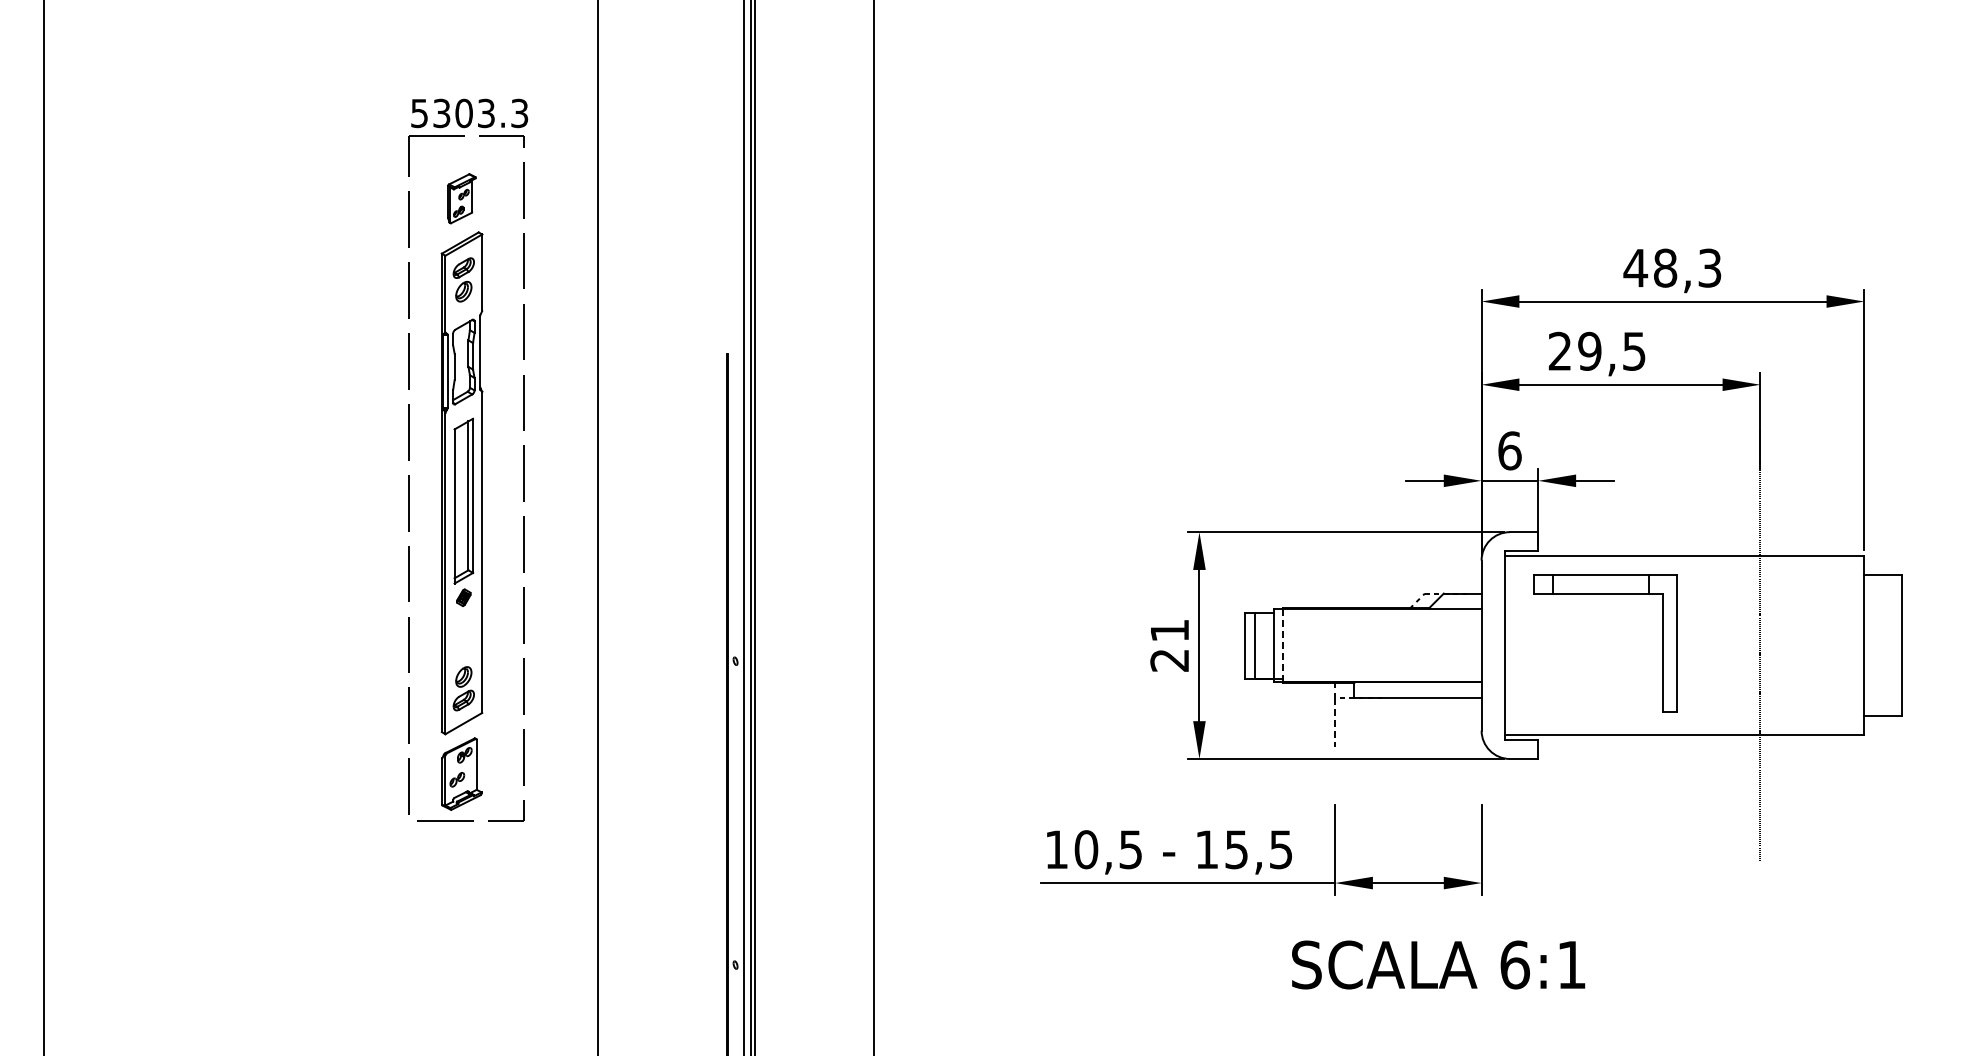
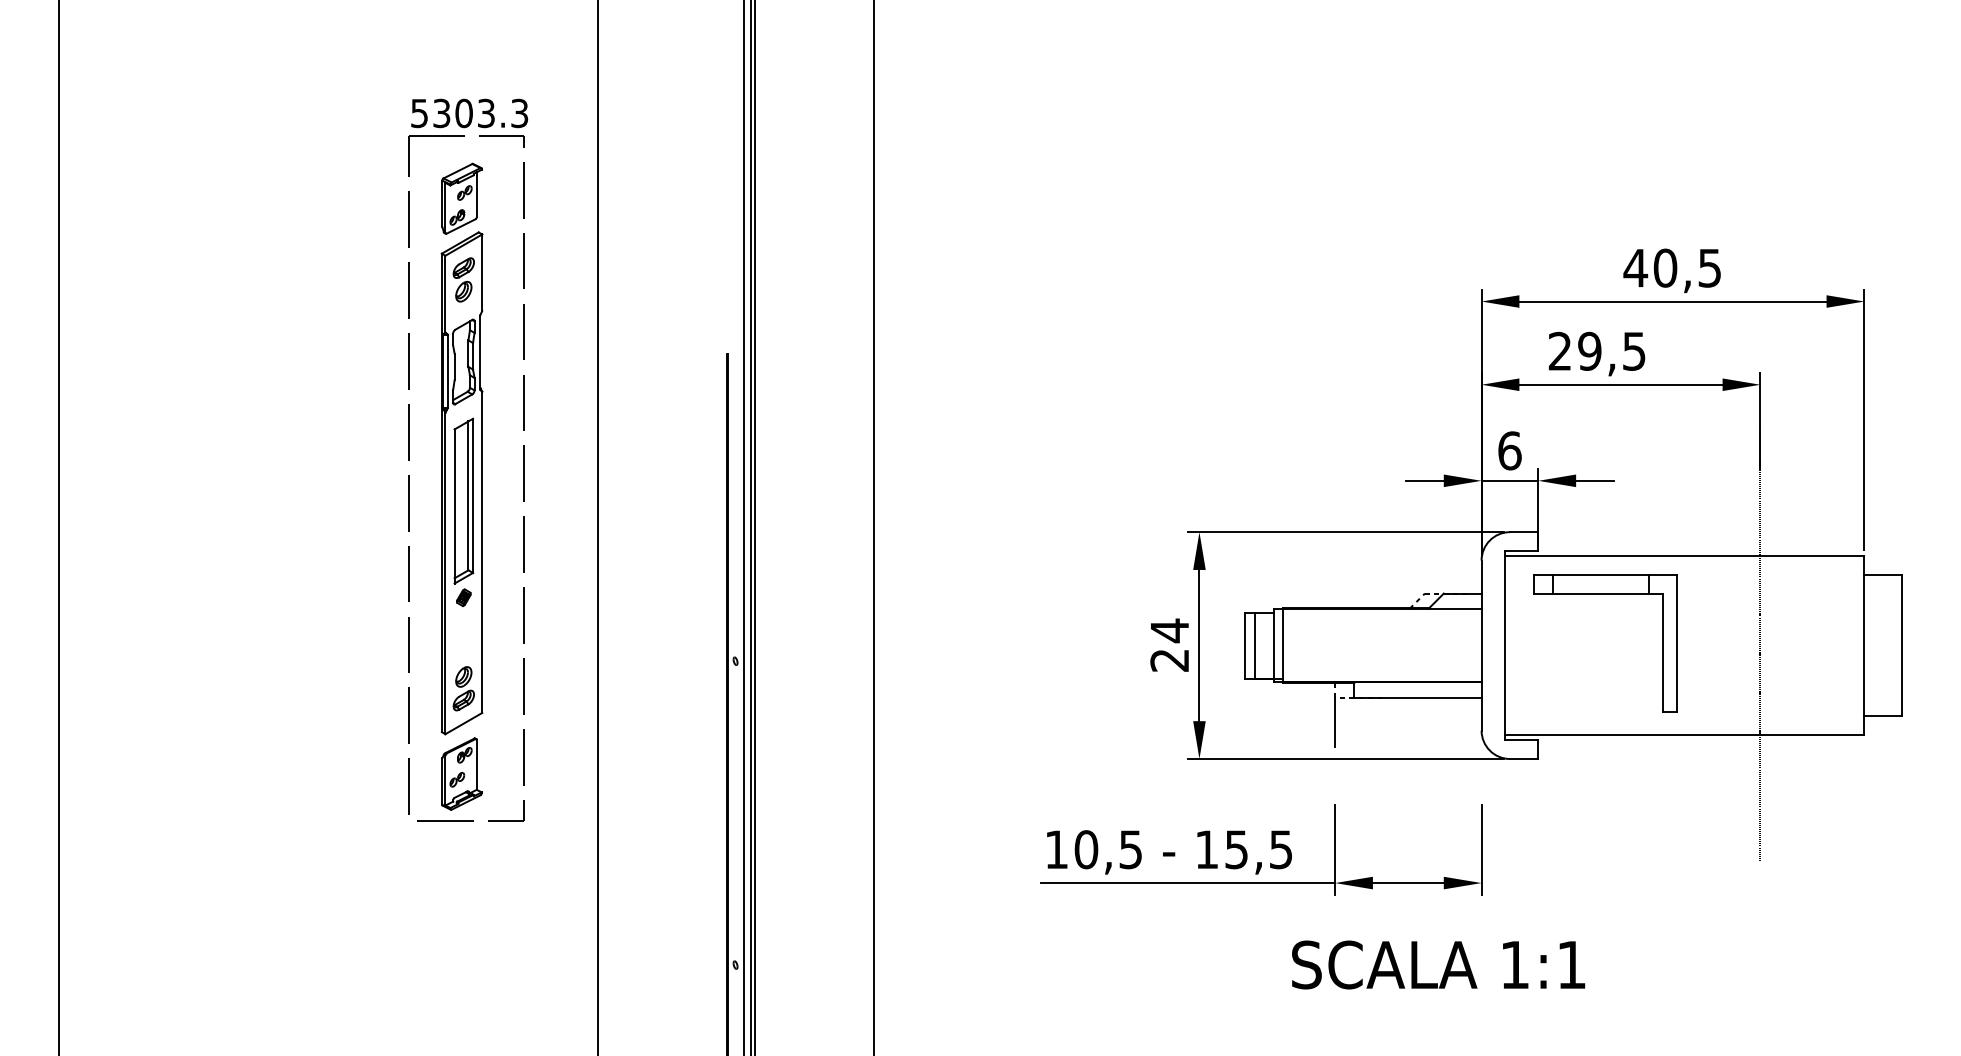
part size: 30x52 px -> 42x73 px (461, 198)
text: 48,3 -> 40,5 (1687, 267)
line position: (43, 527) -> (58, 527) (58, 527)
text: 21 -> 24 (1169, 630)
line: dashed -> solid (1283, 645)
line: dashed -> solid (1335, 722)
text: 6:1 -> 1:1 (1514, 964)
